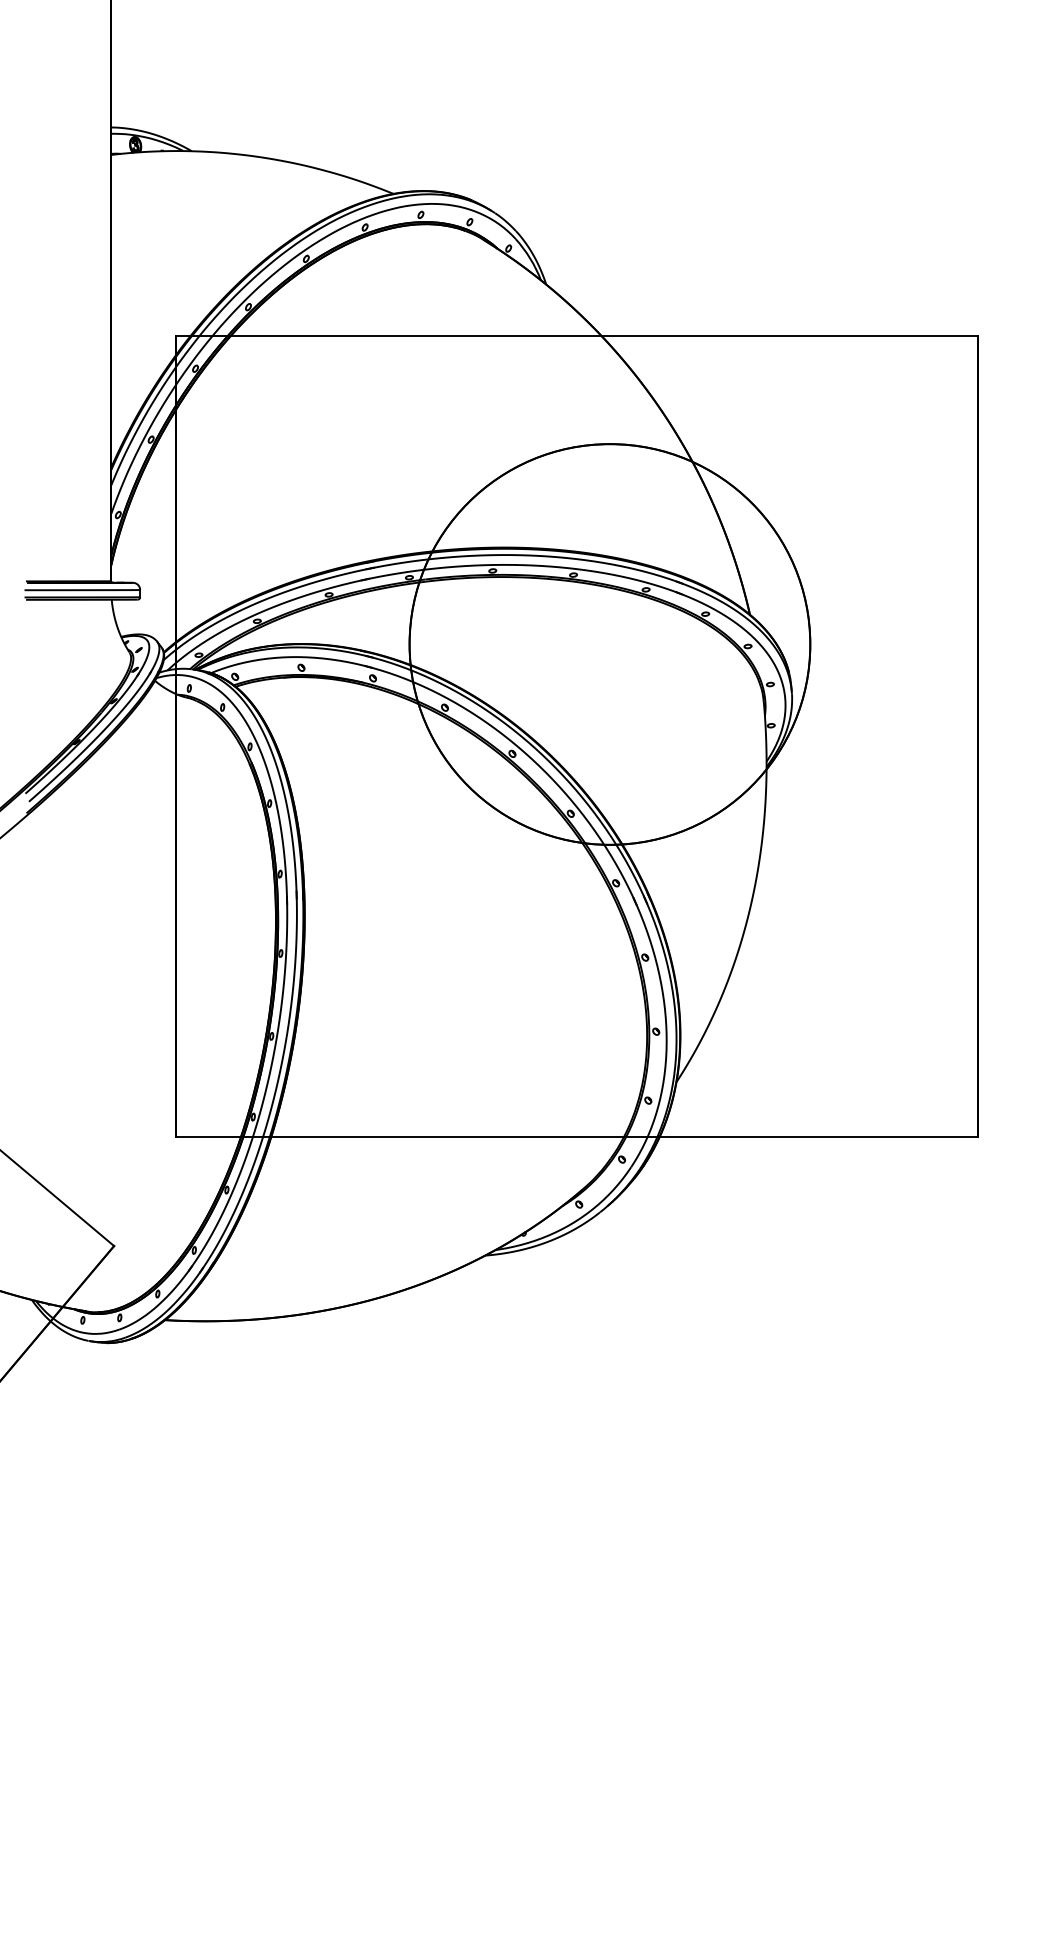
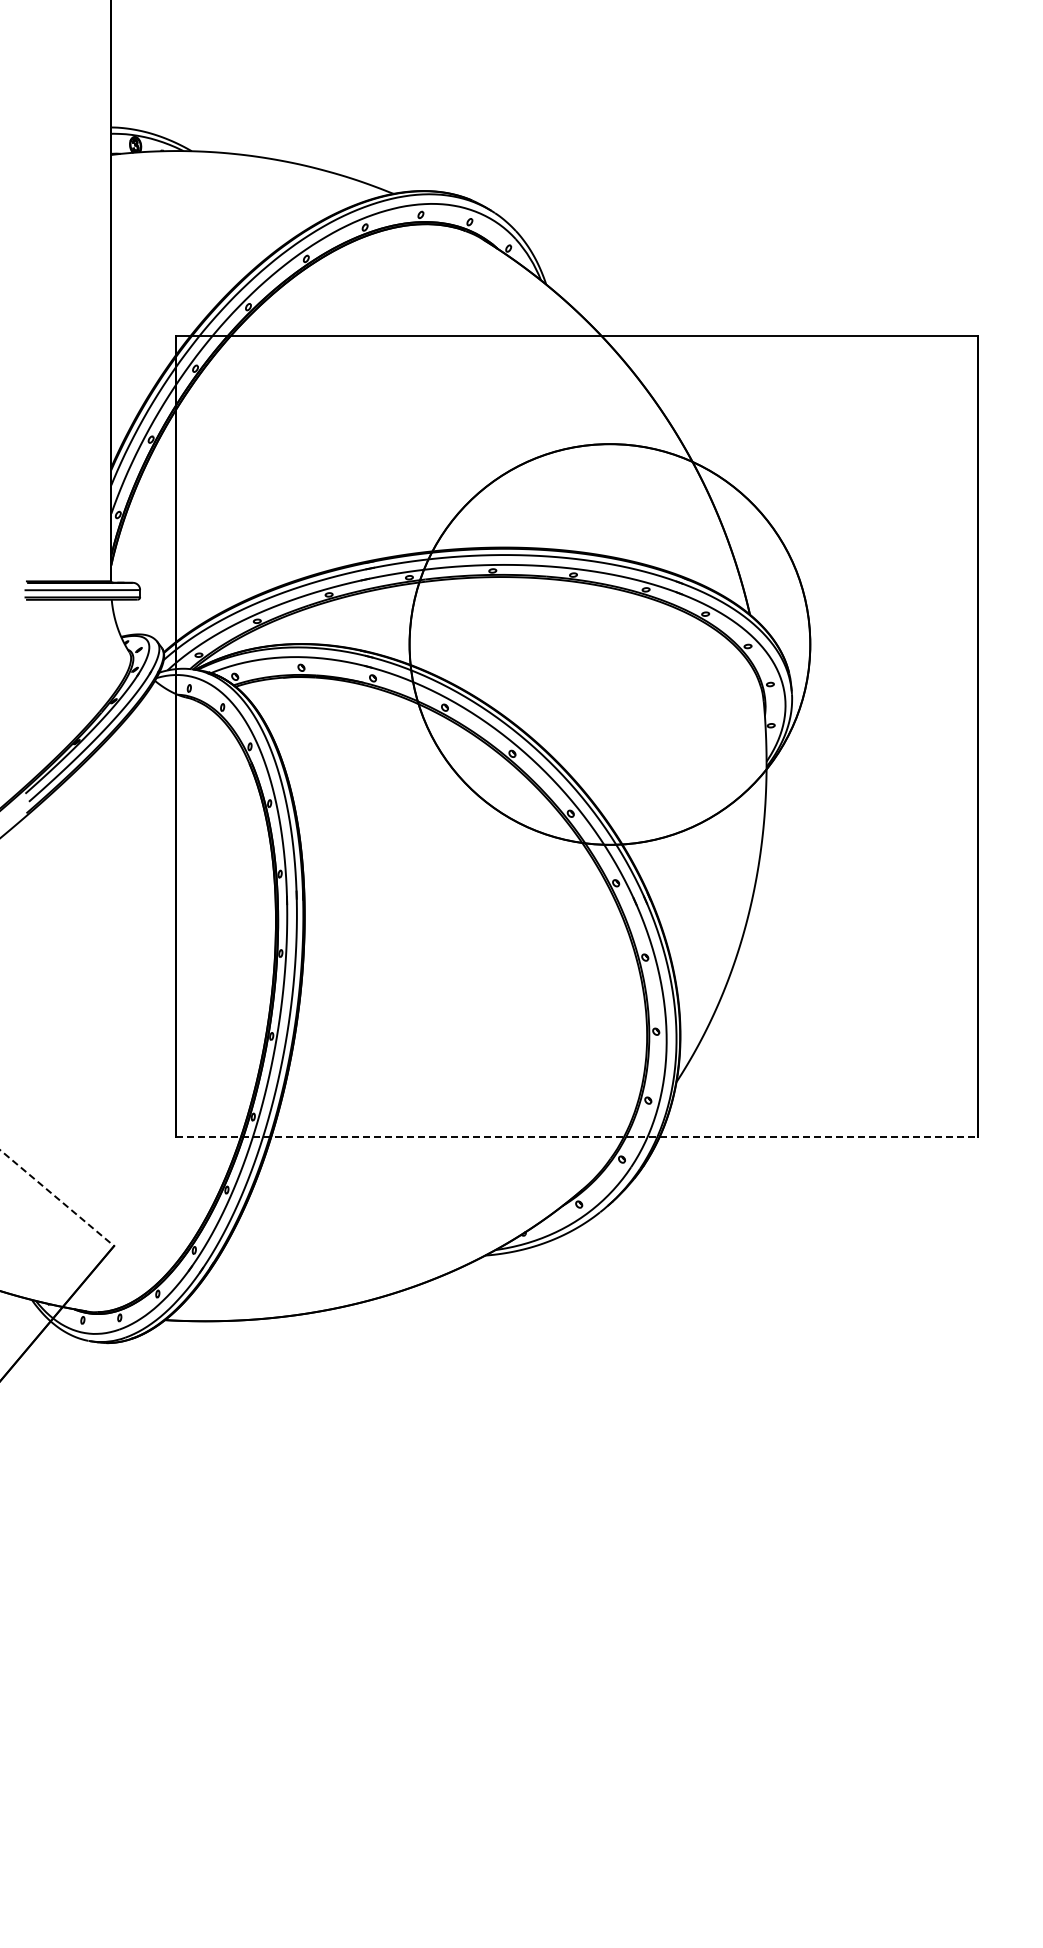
line: solid -> dashed (576, 1137)
line: solid -> dashed (57, 1198)
